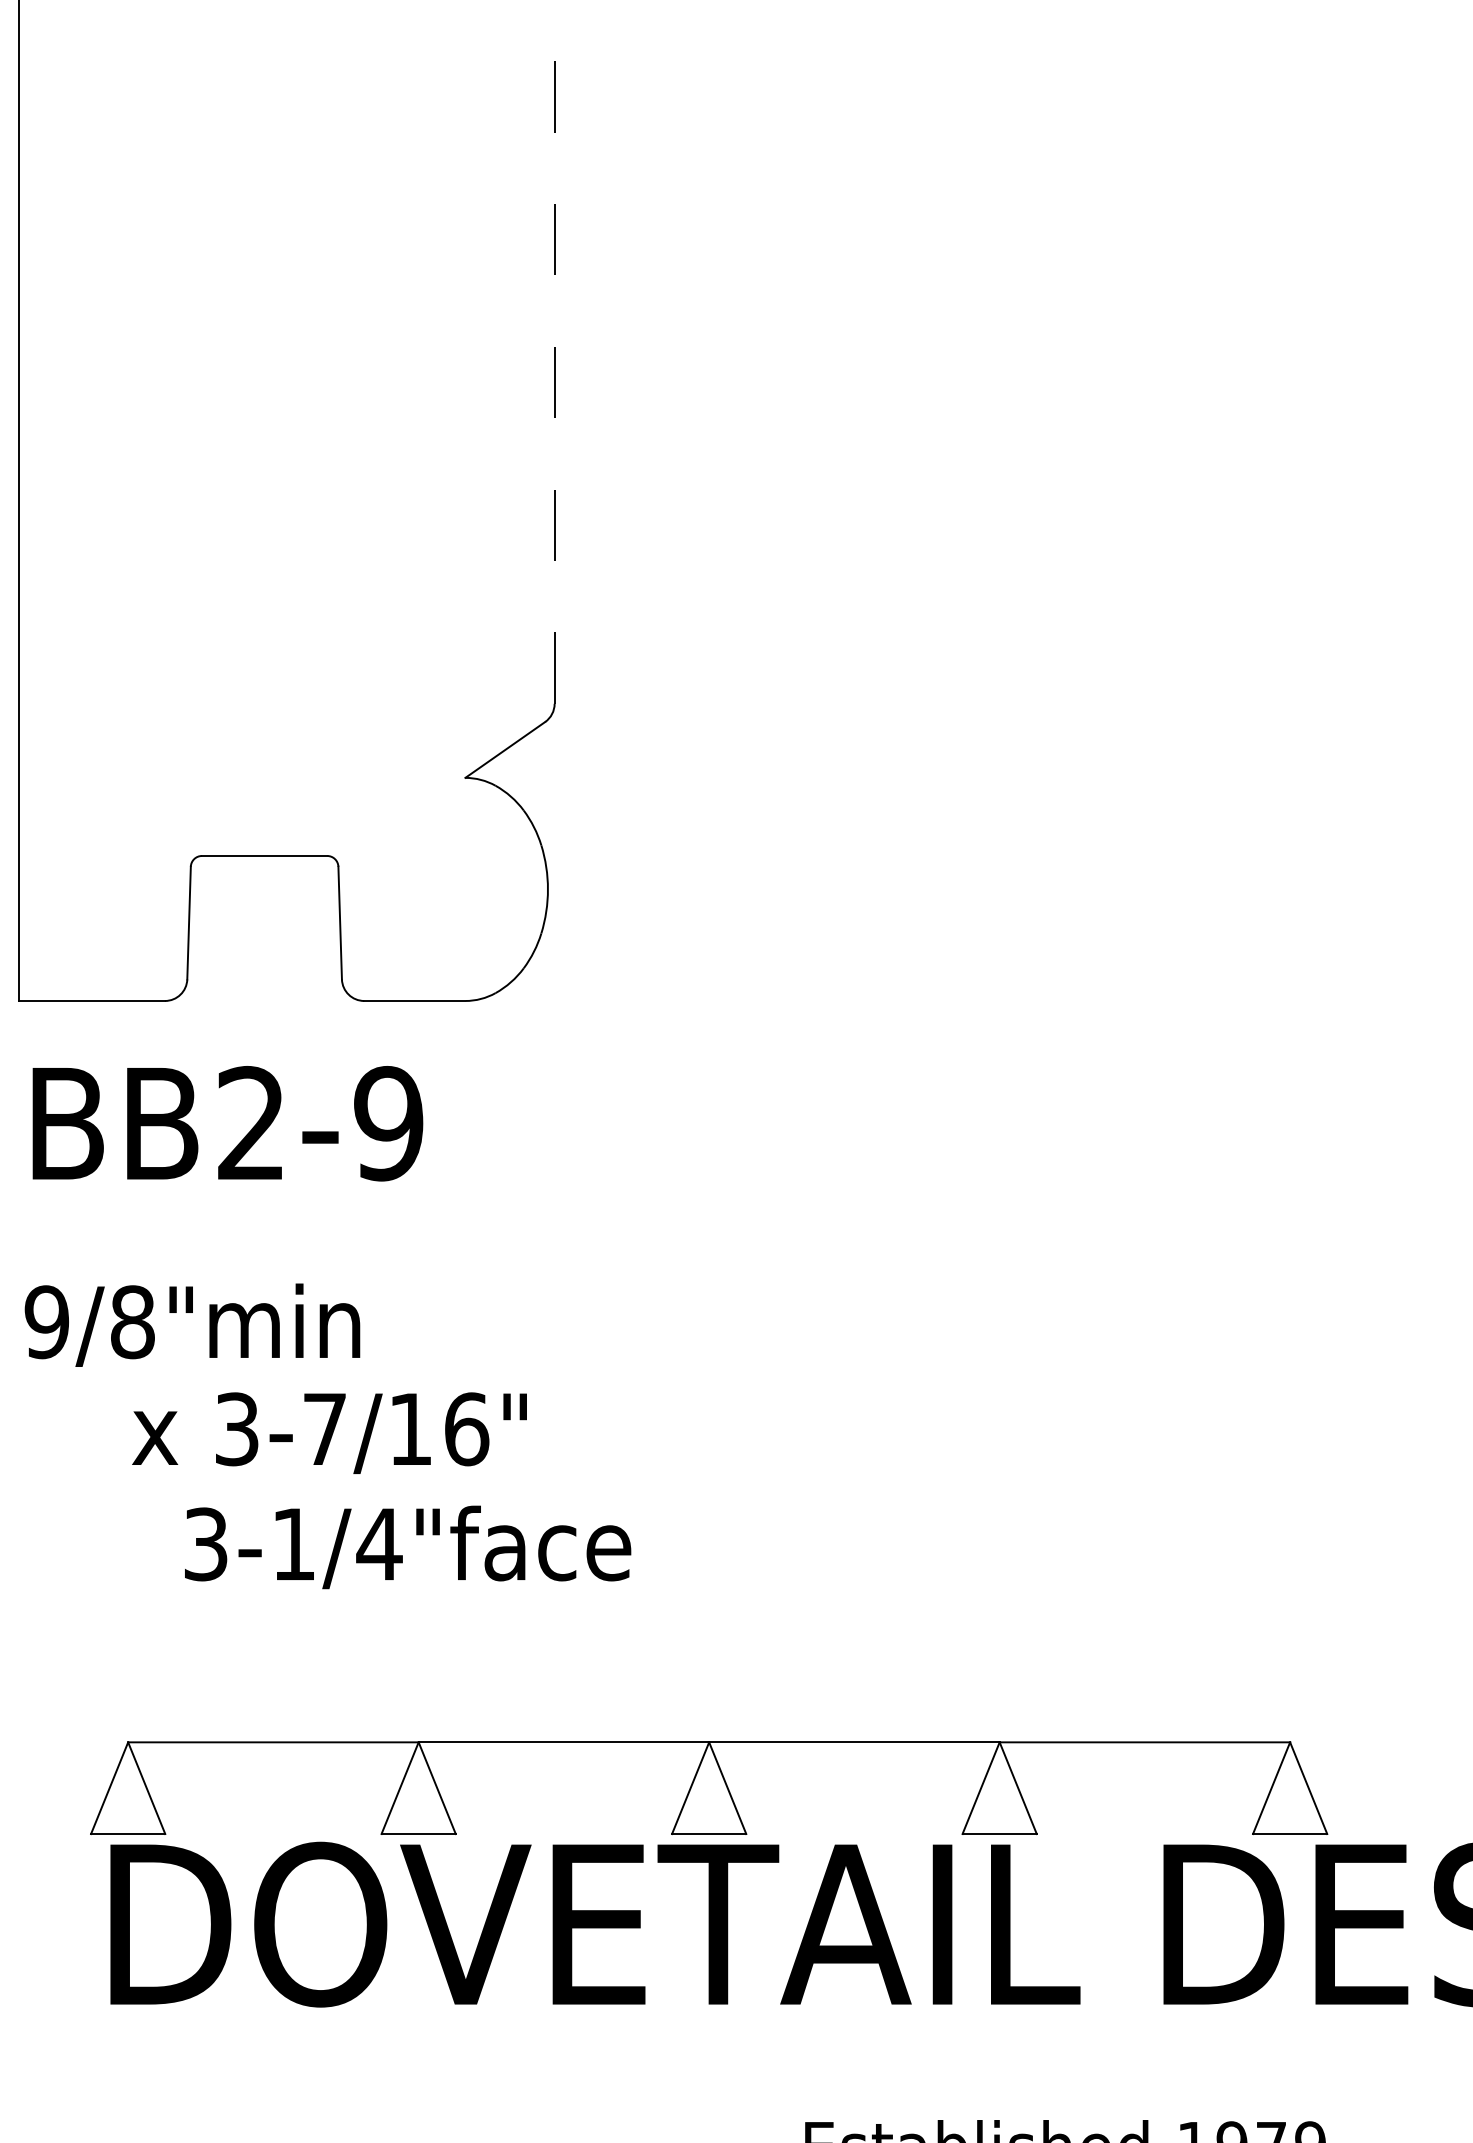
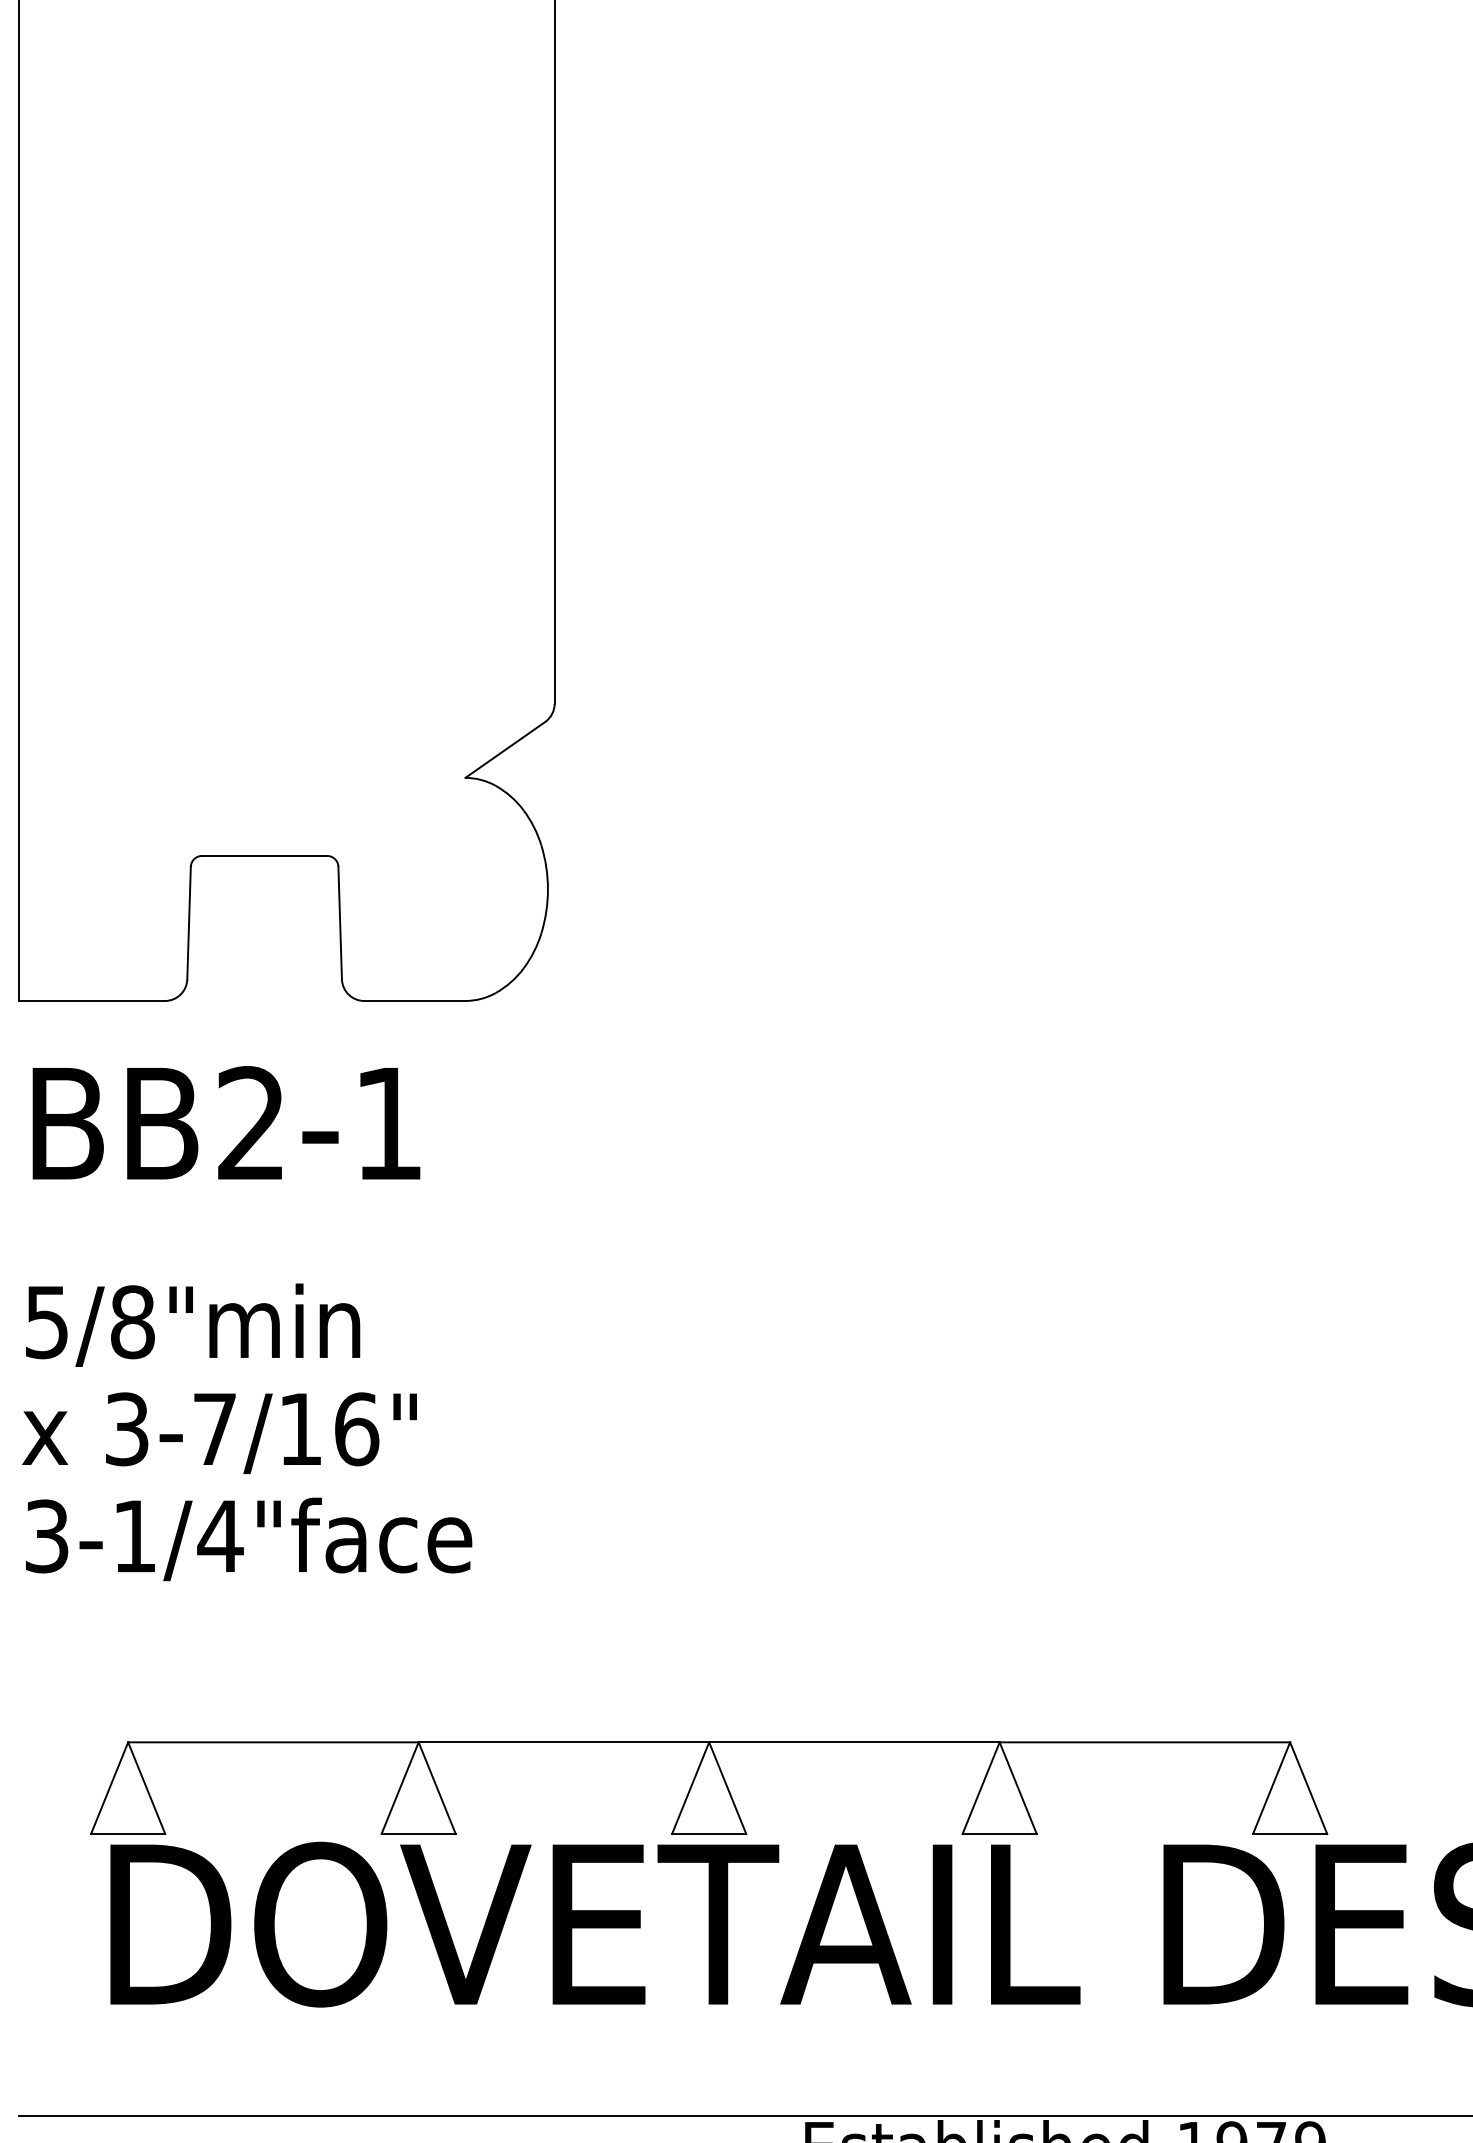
line: dashed -> solid (554, 351)
text: BB2-9 -> BB2-1 (388, 1123)
text: 9/8"min -> 5/8"min (46, 1322)
text position: (329, 1432) -> (219, 1432) (219, 1432)
text position: (408, 1547) -> (249, 1539) (249, 1539)
line: none -> present (744, 2115)
